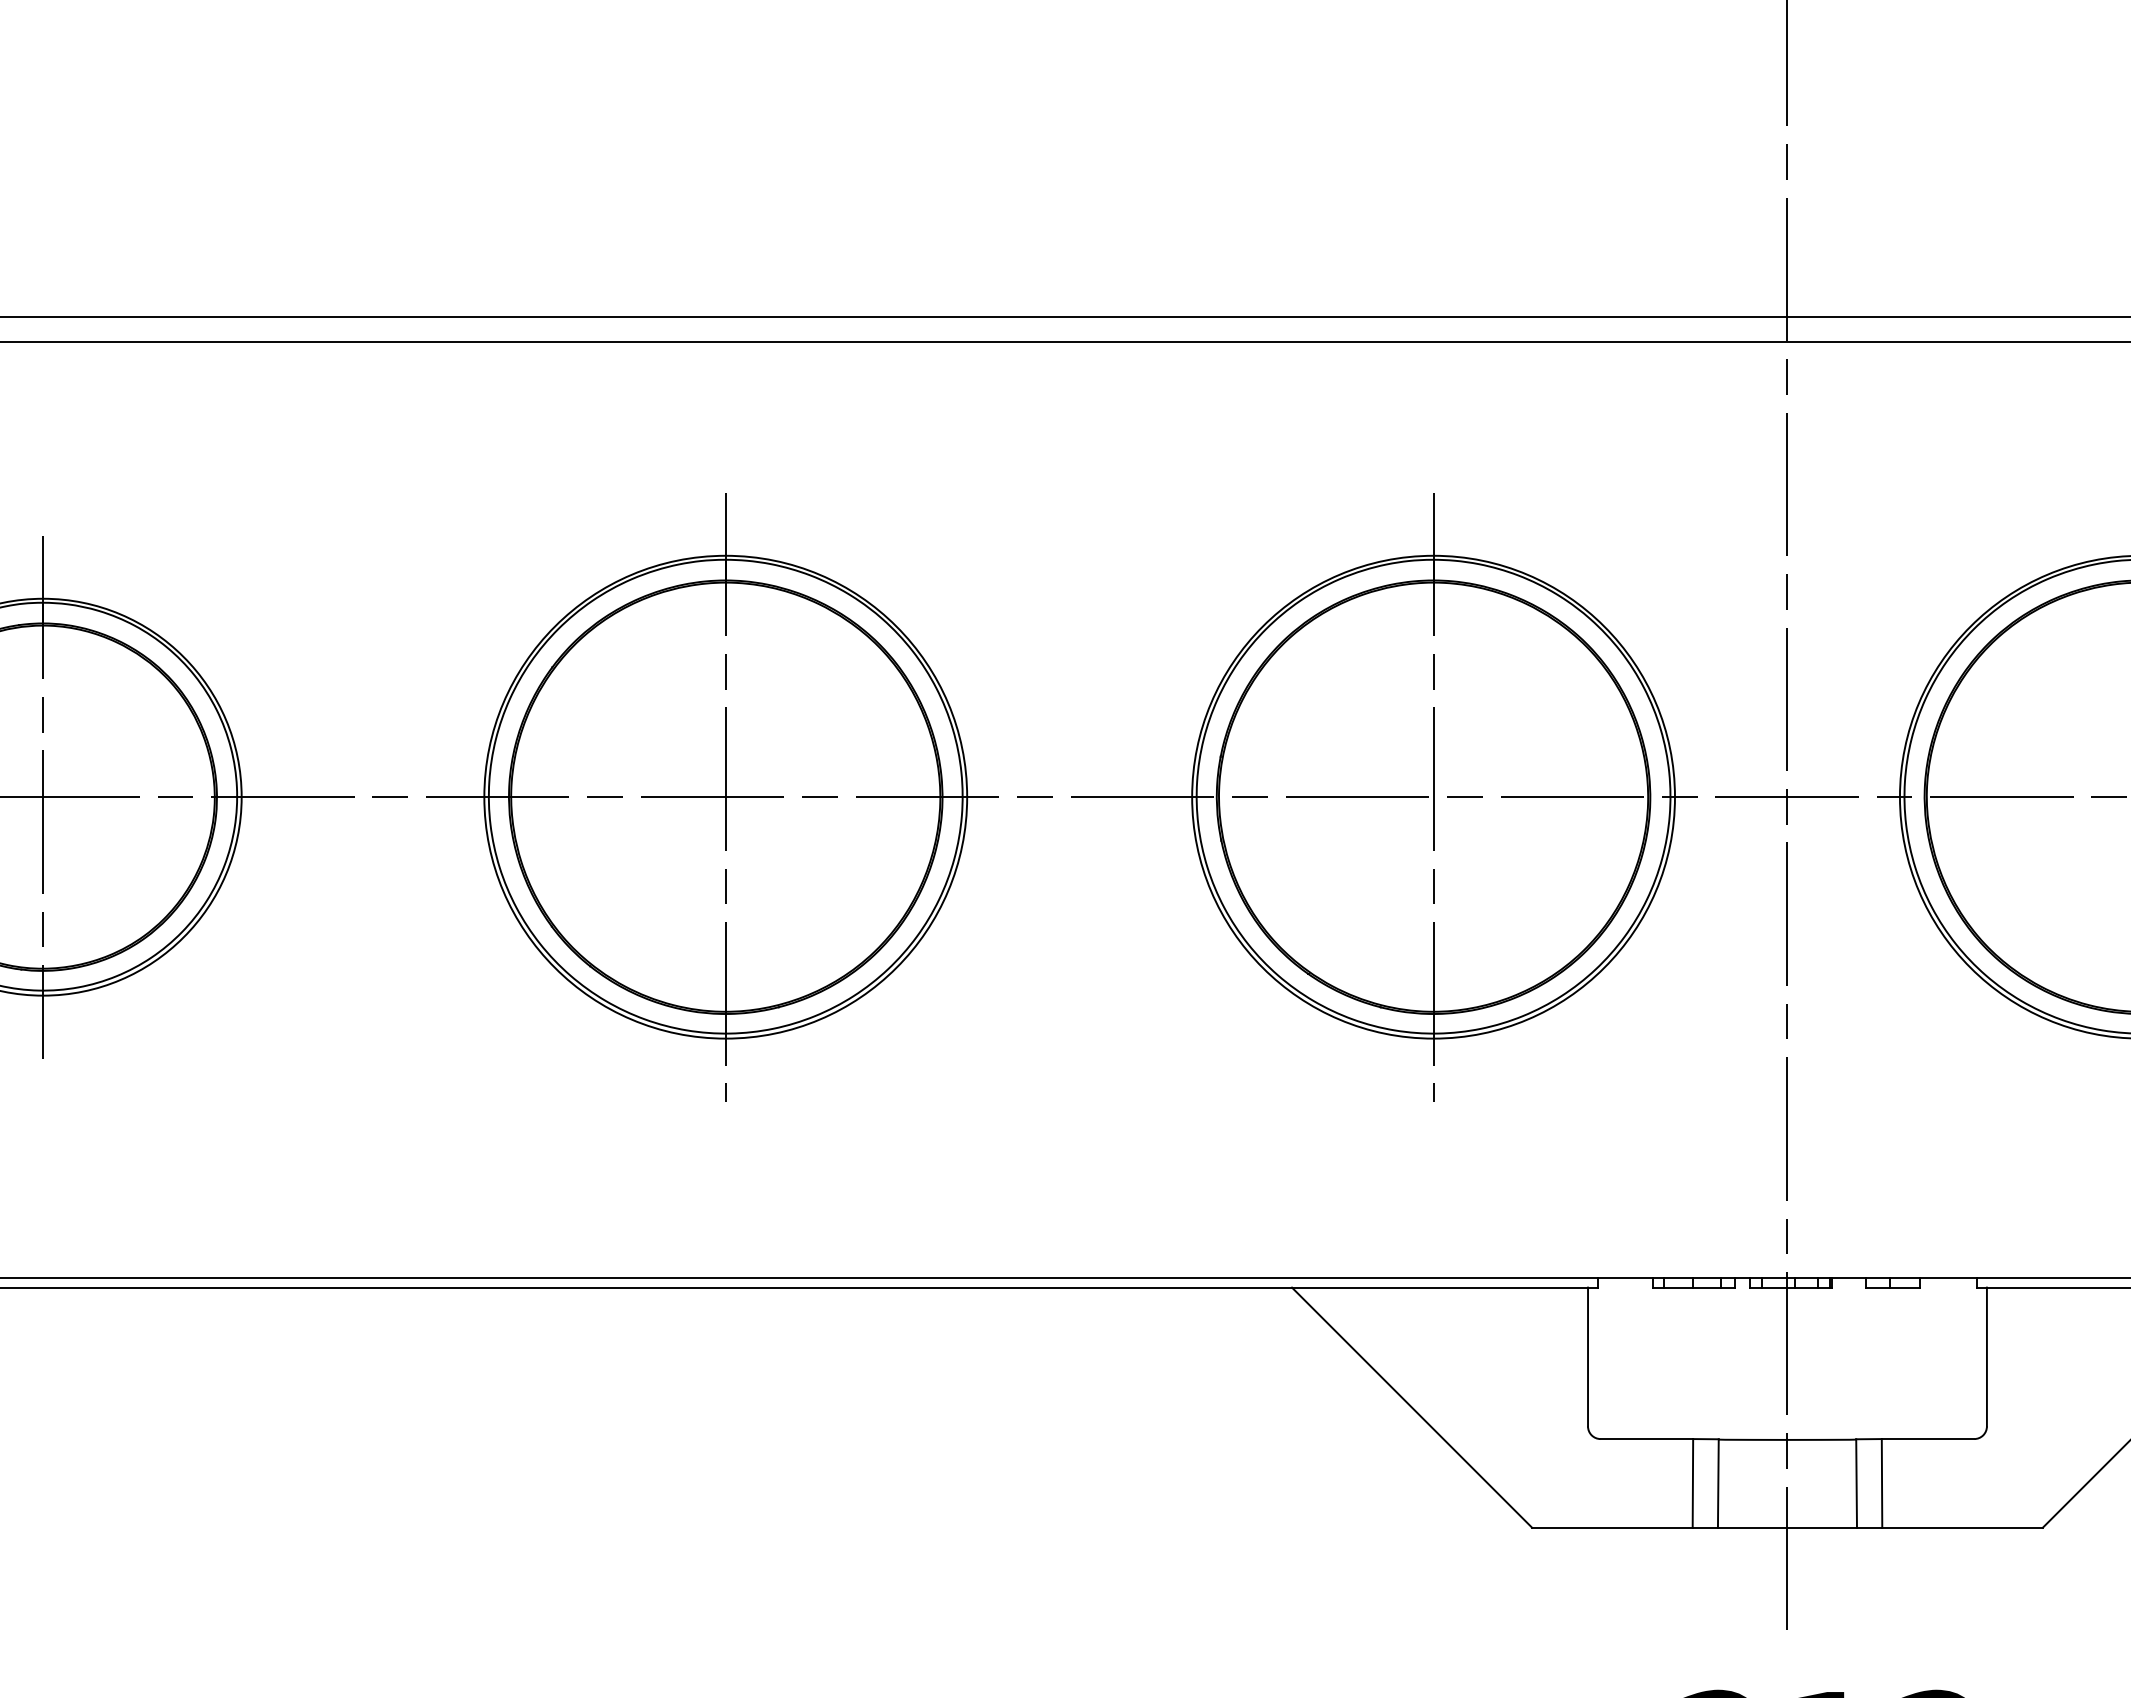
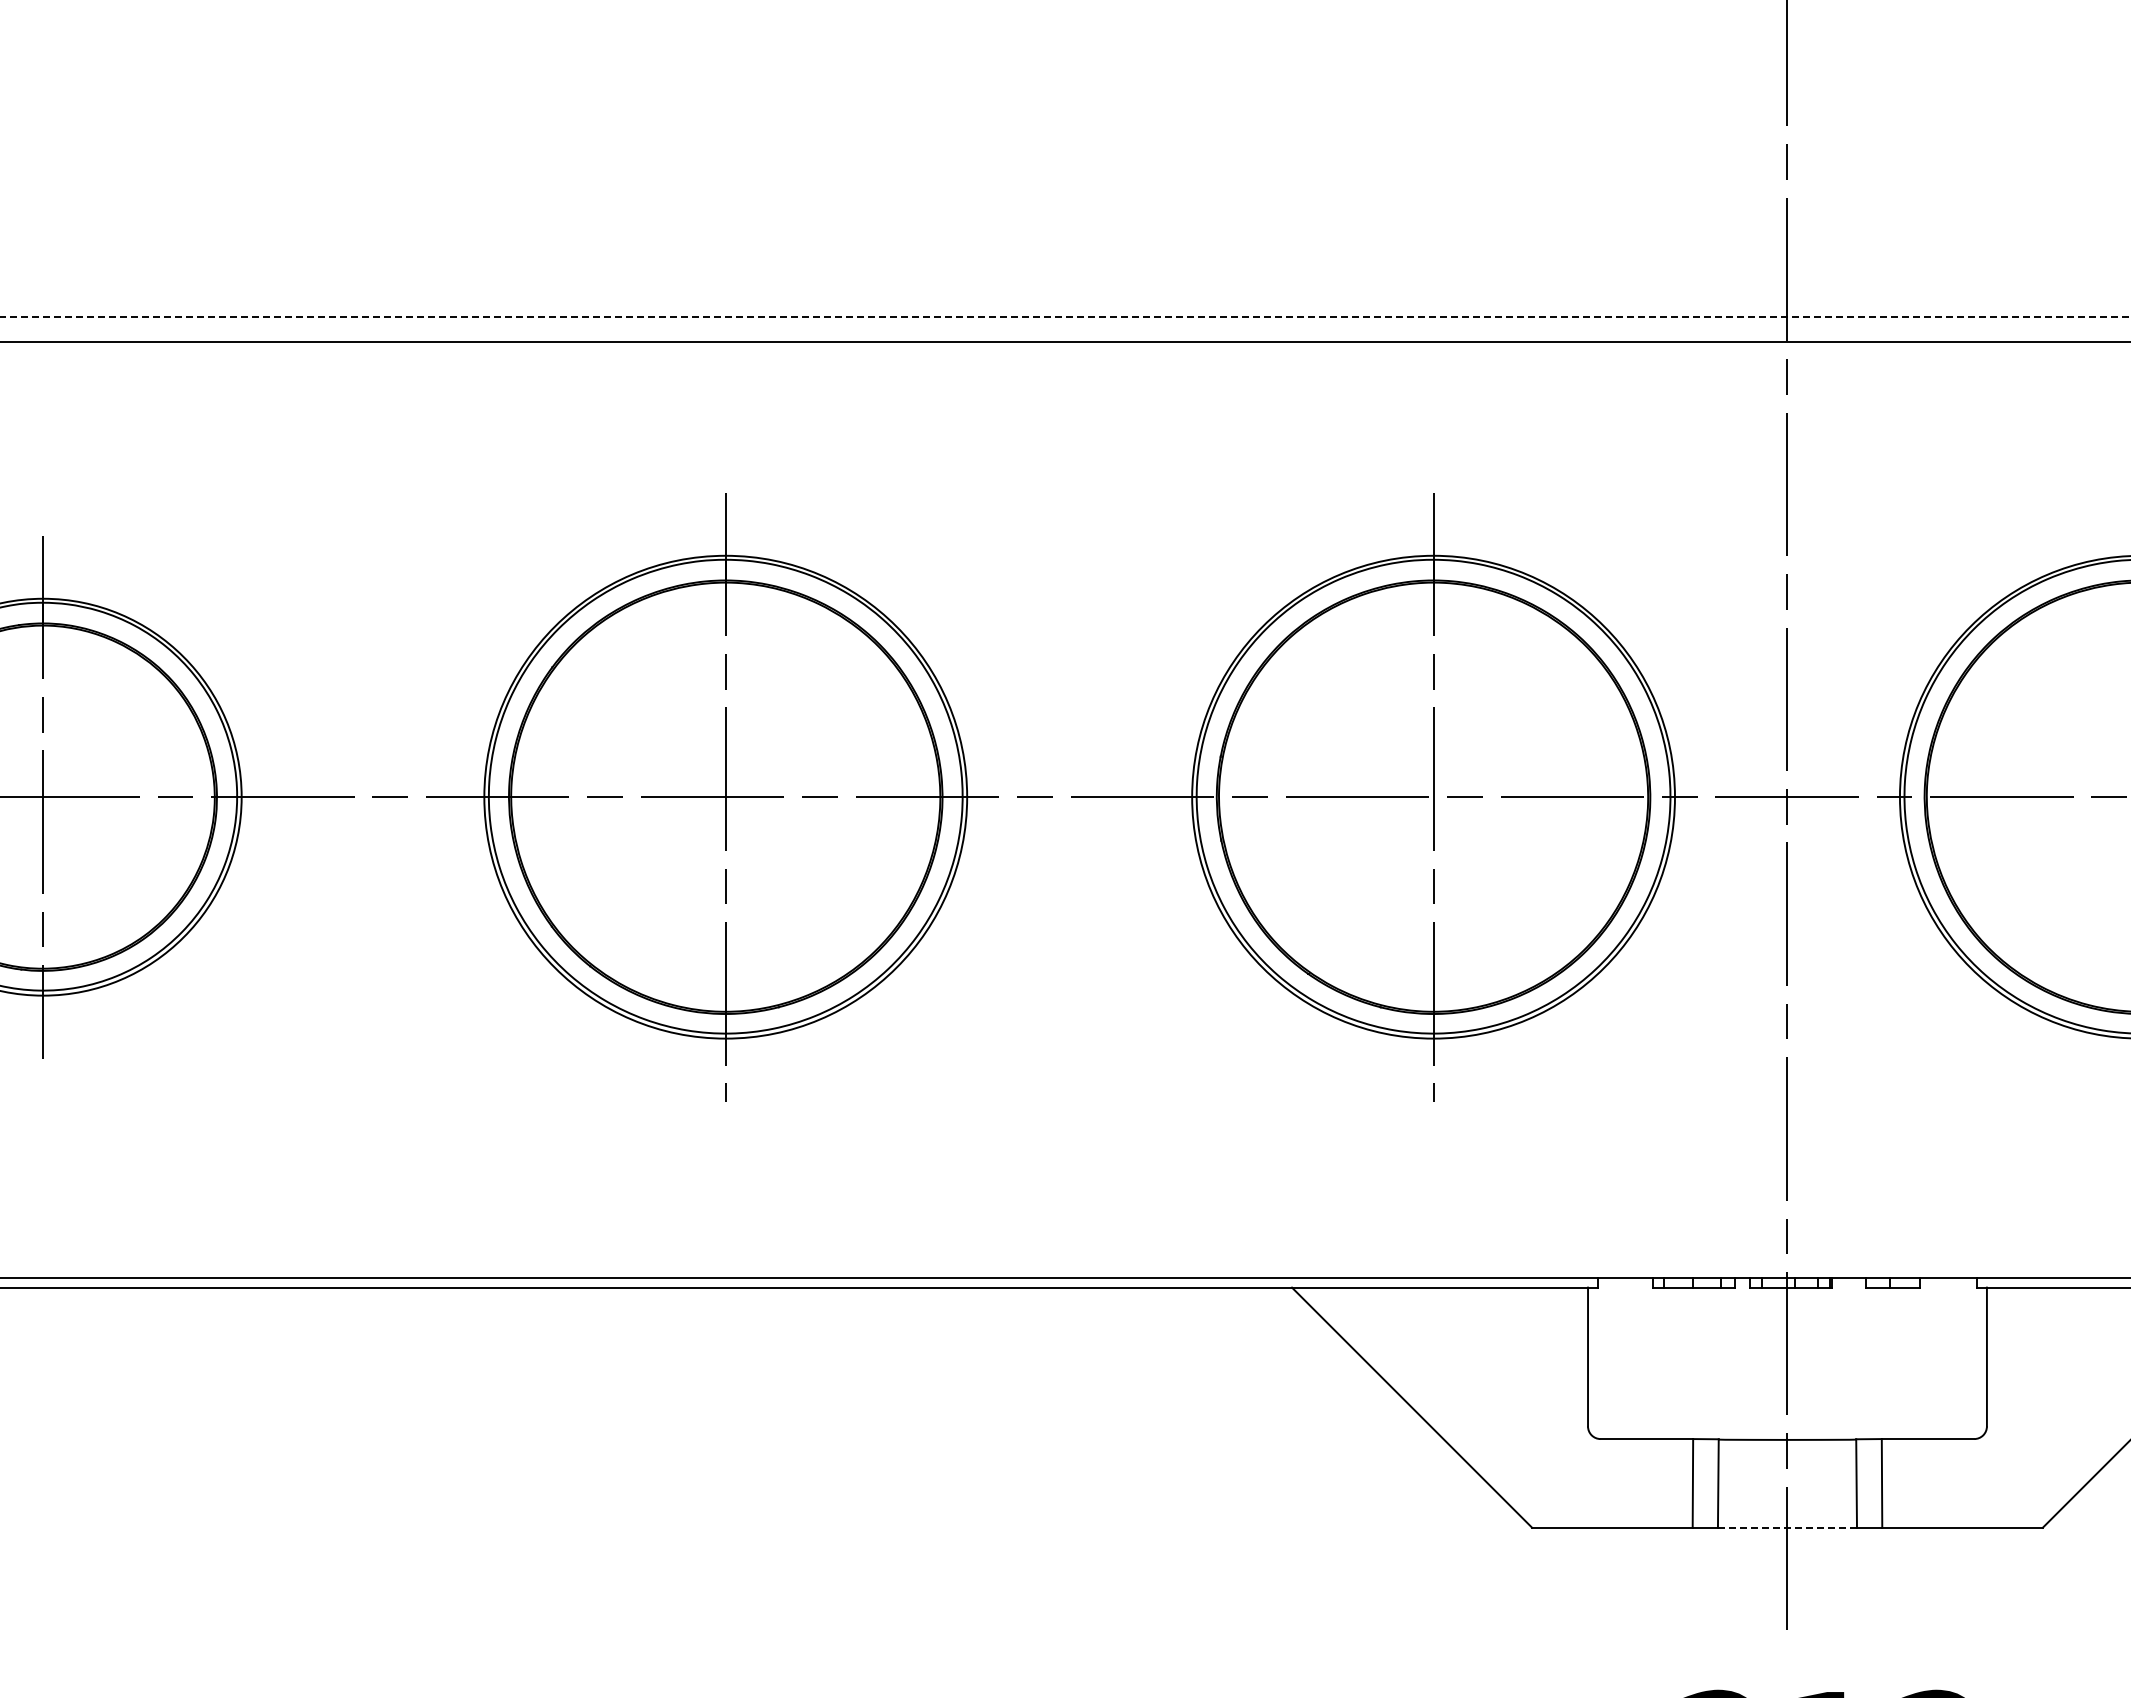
line: solid -> dashed (1065, 316)
line: solid -> dashed (1787, 1527)
